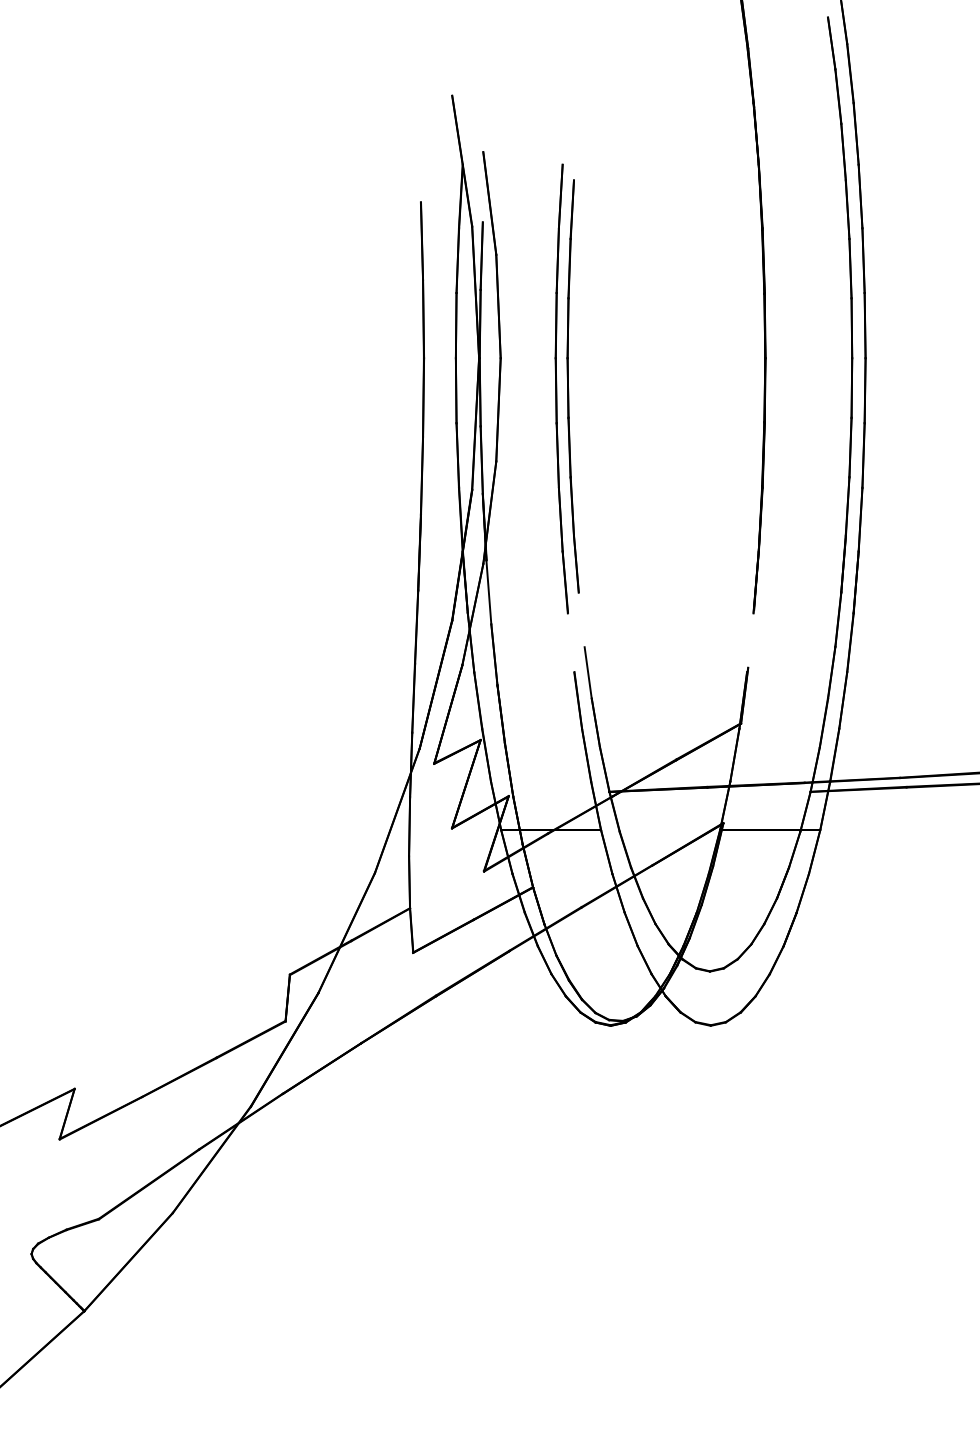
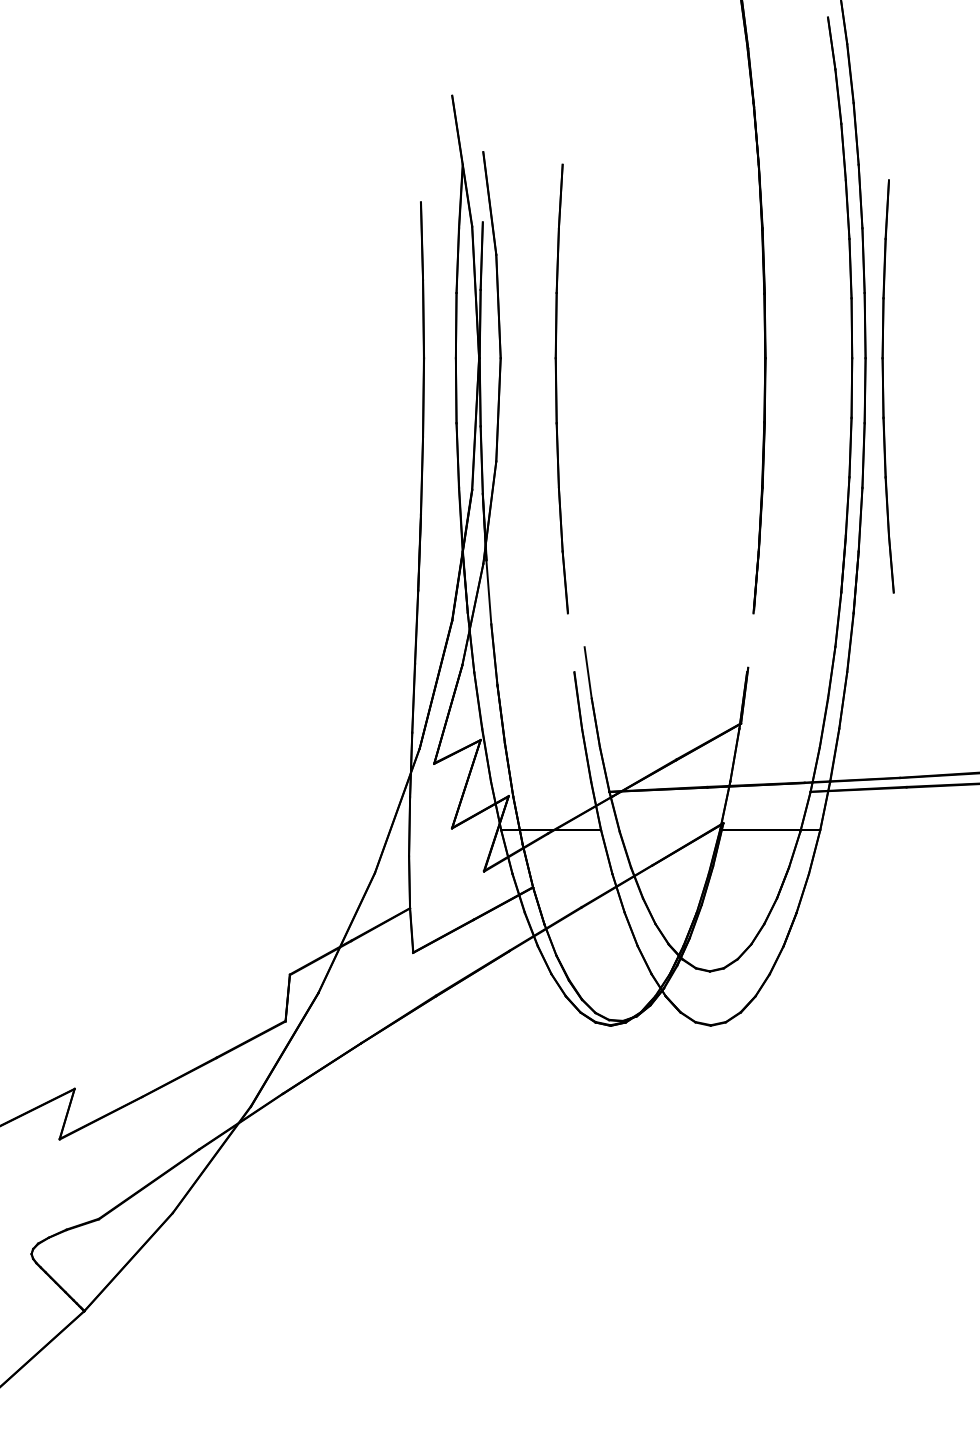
part position: (572, 386) -> (887, 386) (887, 386)
